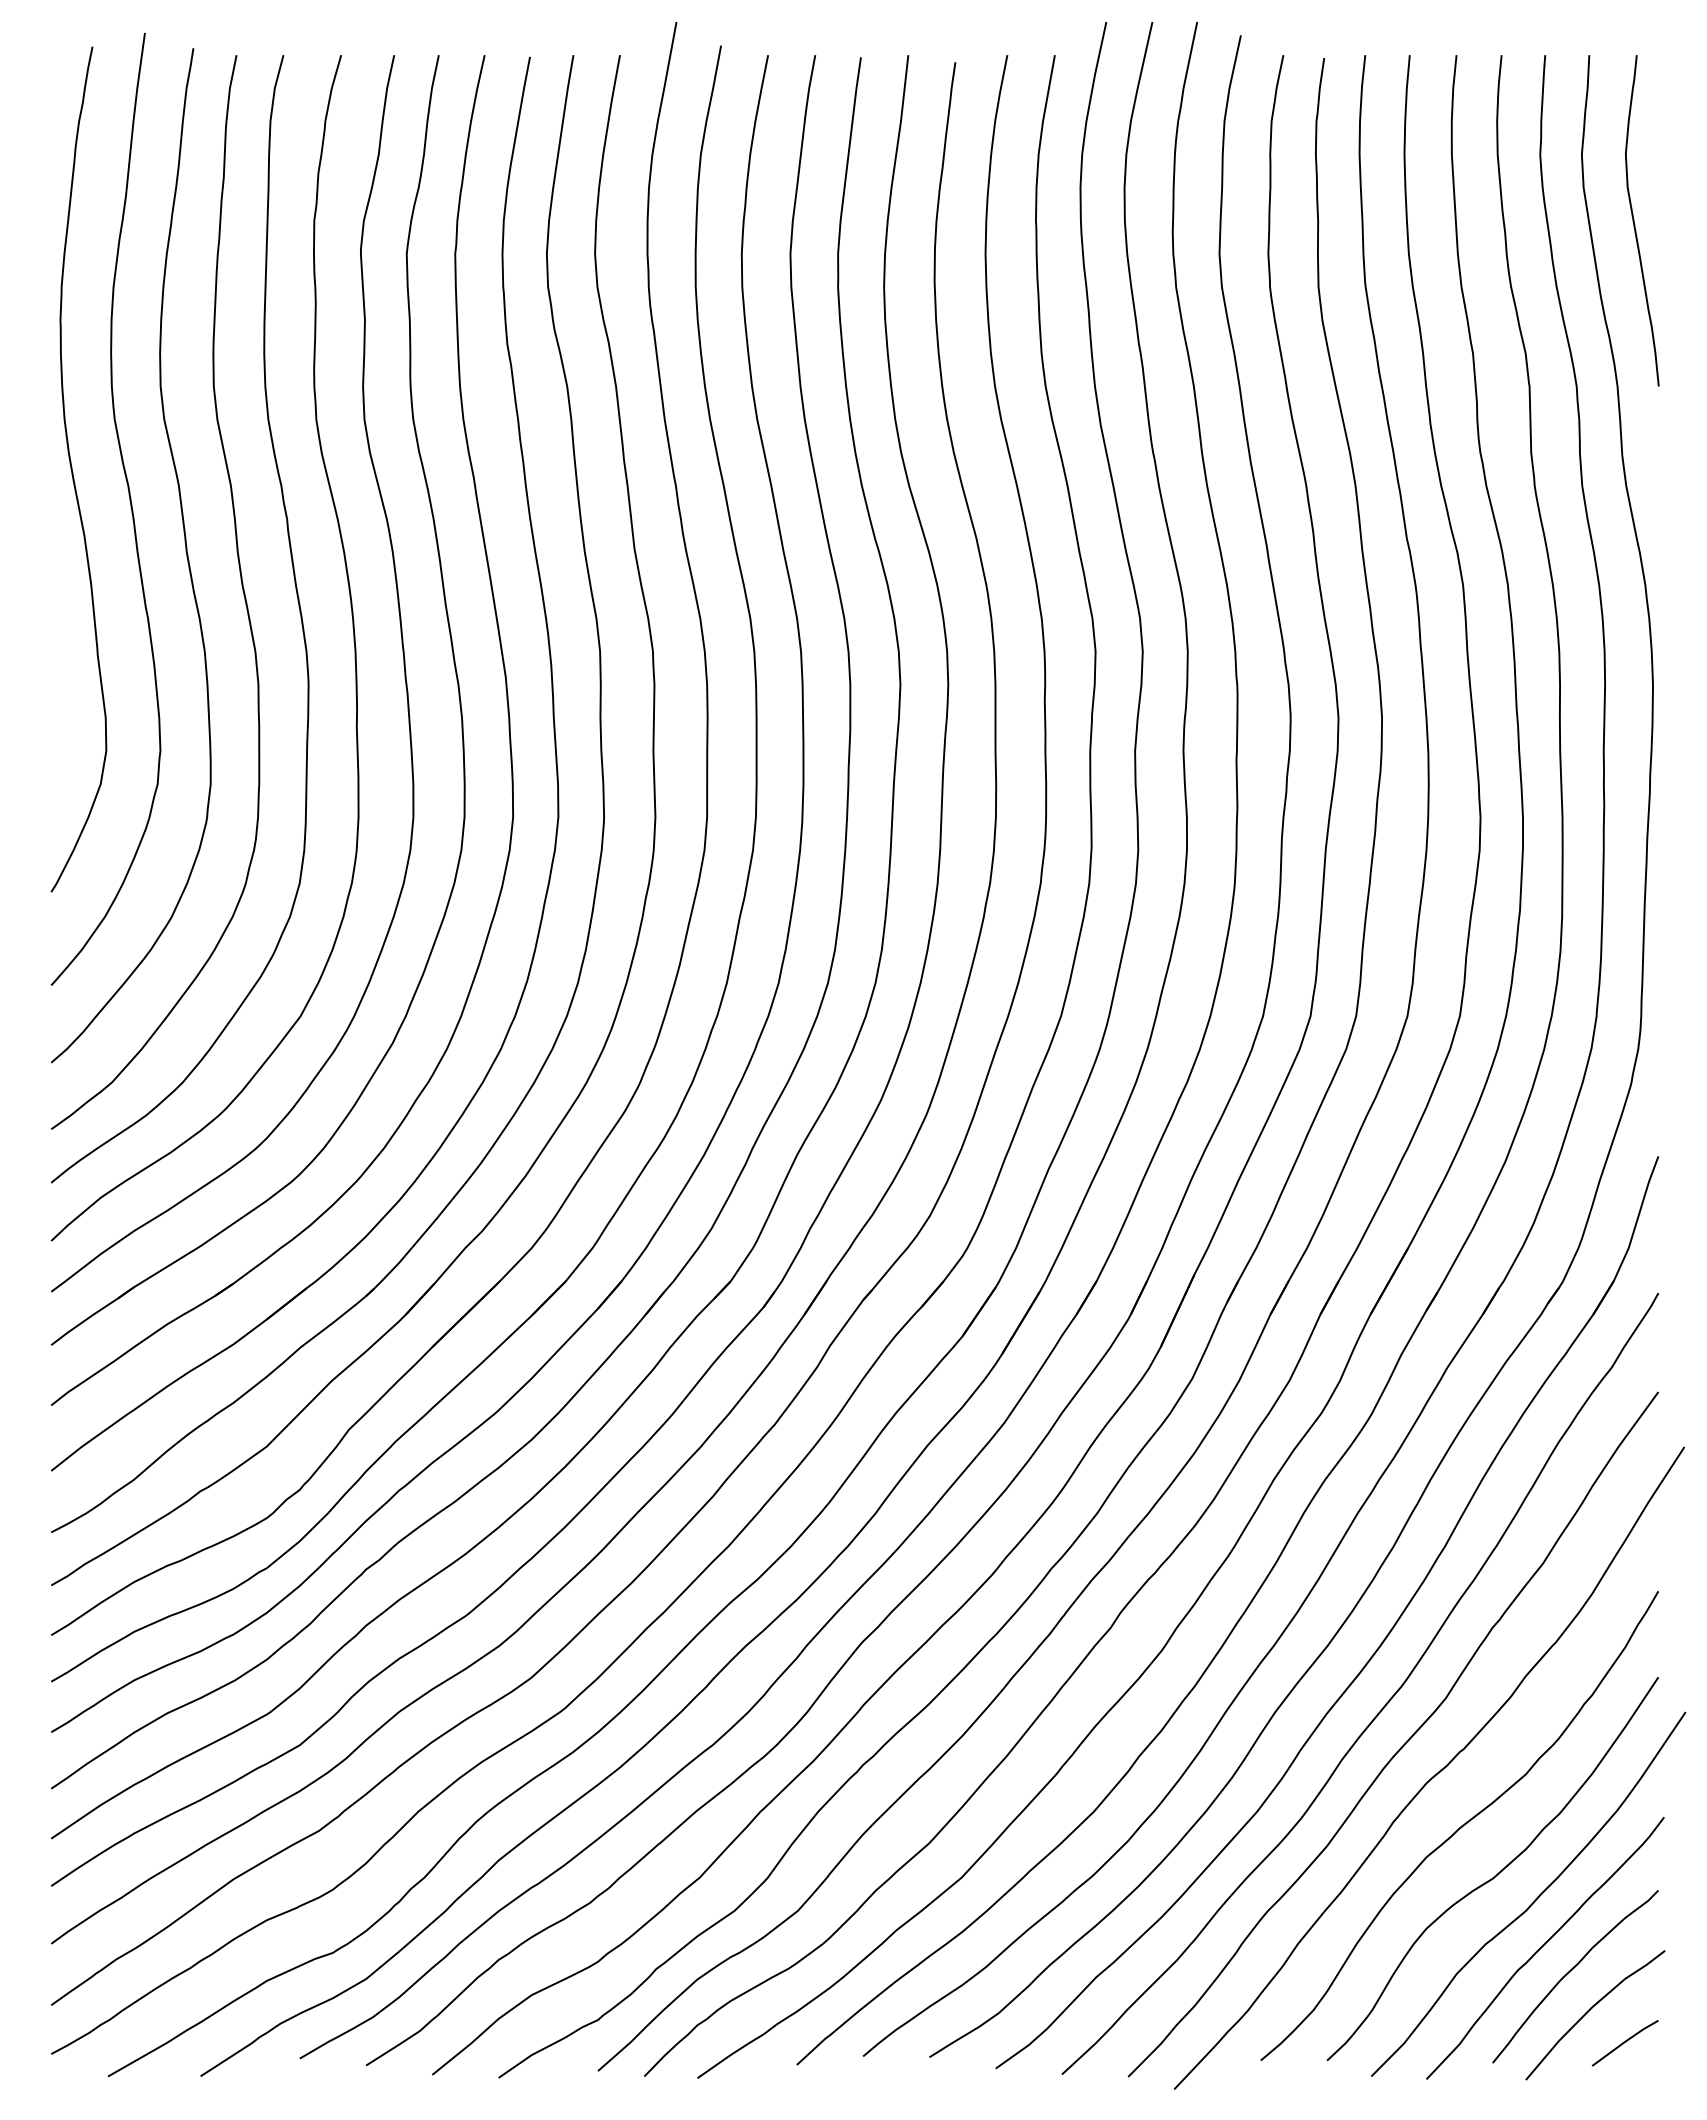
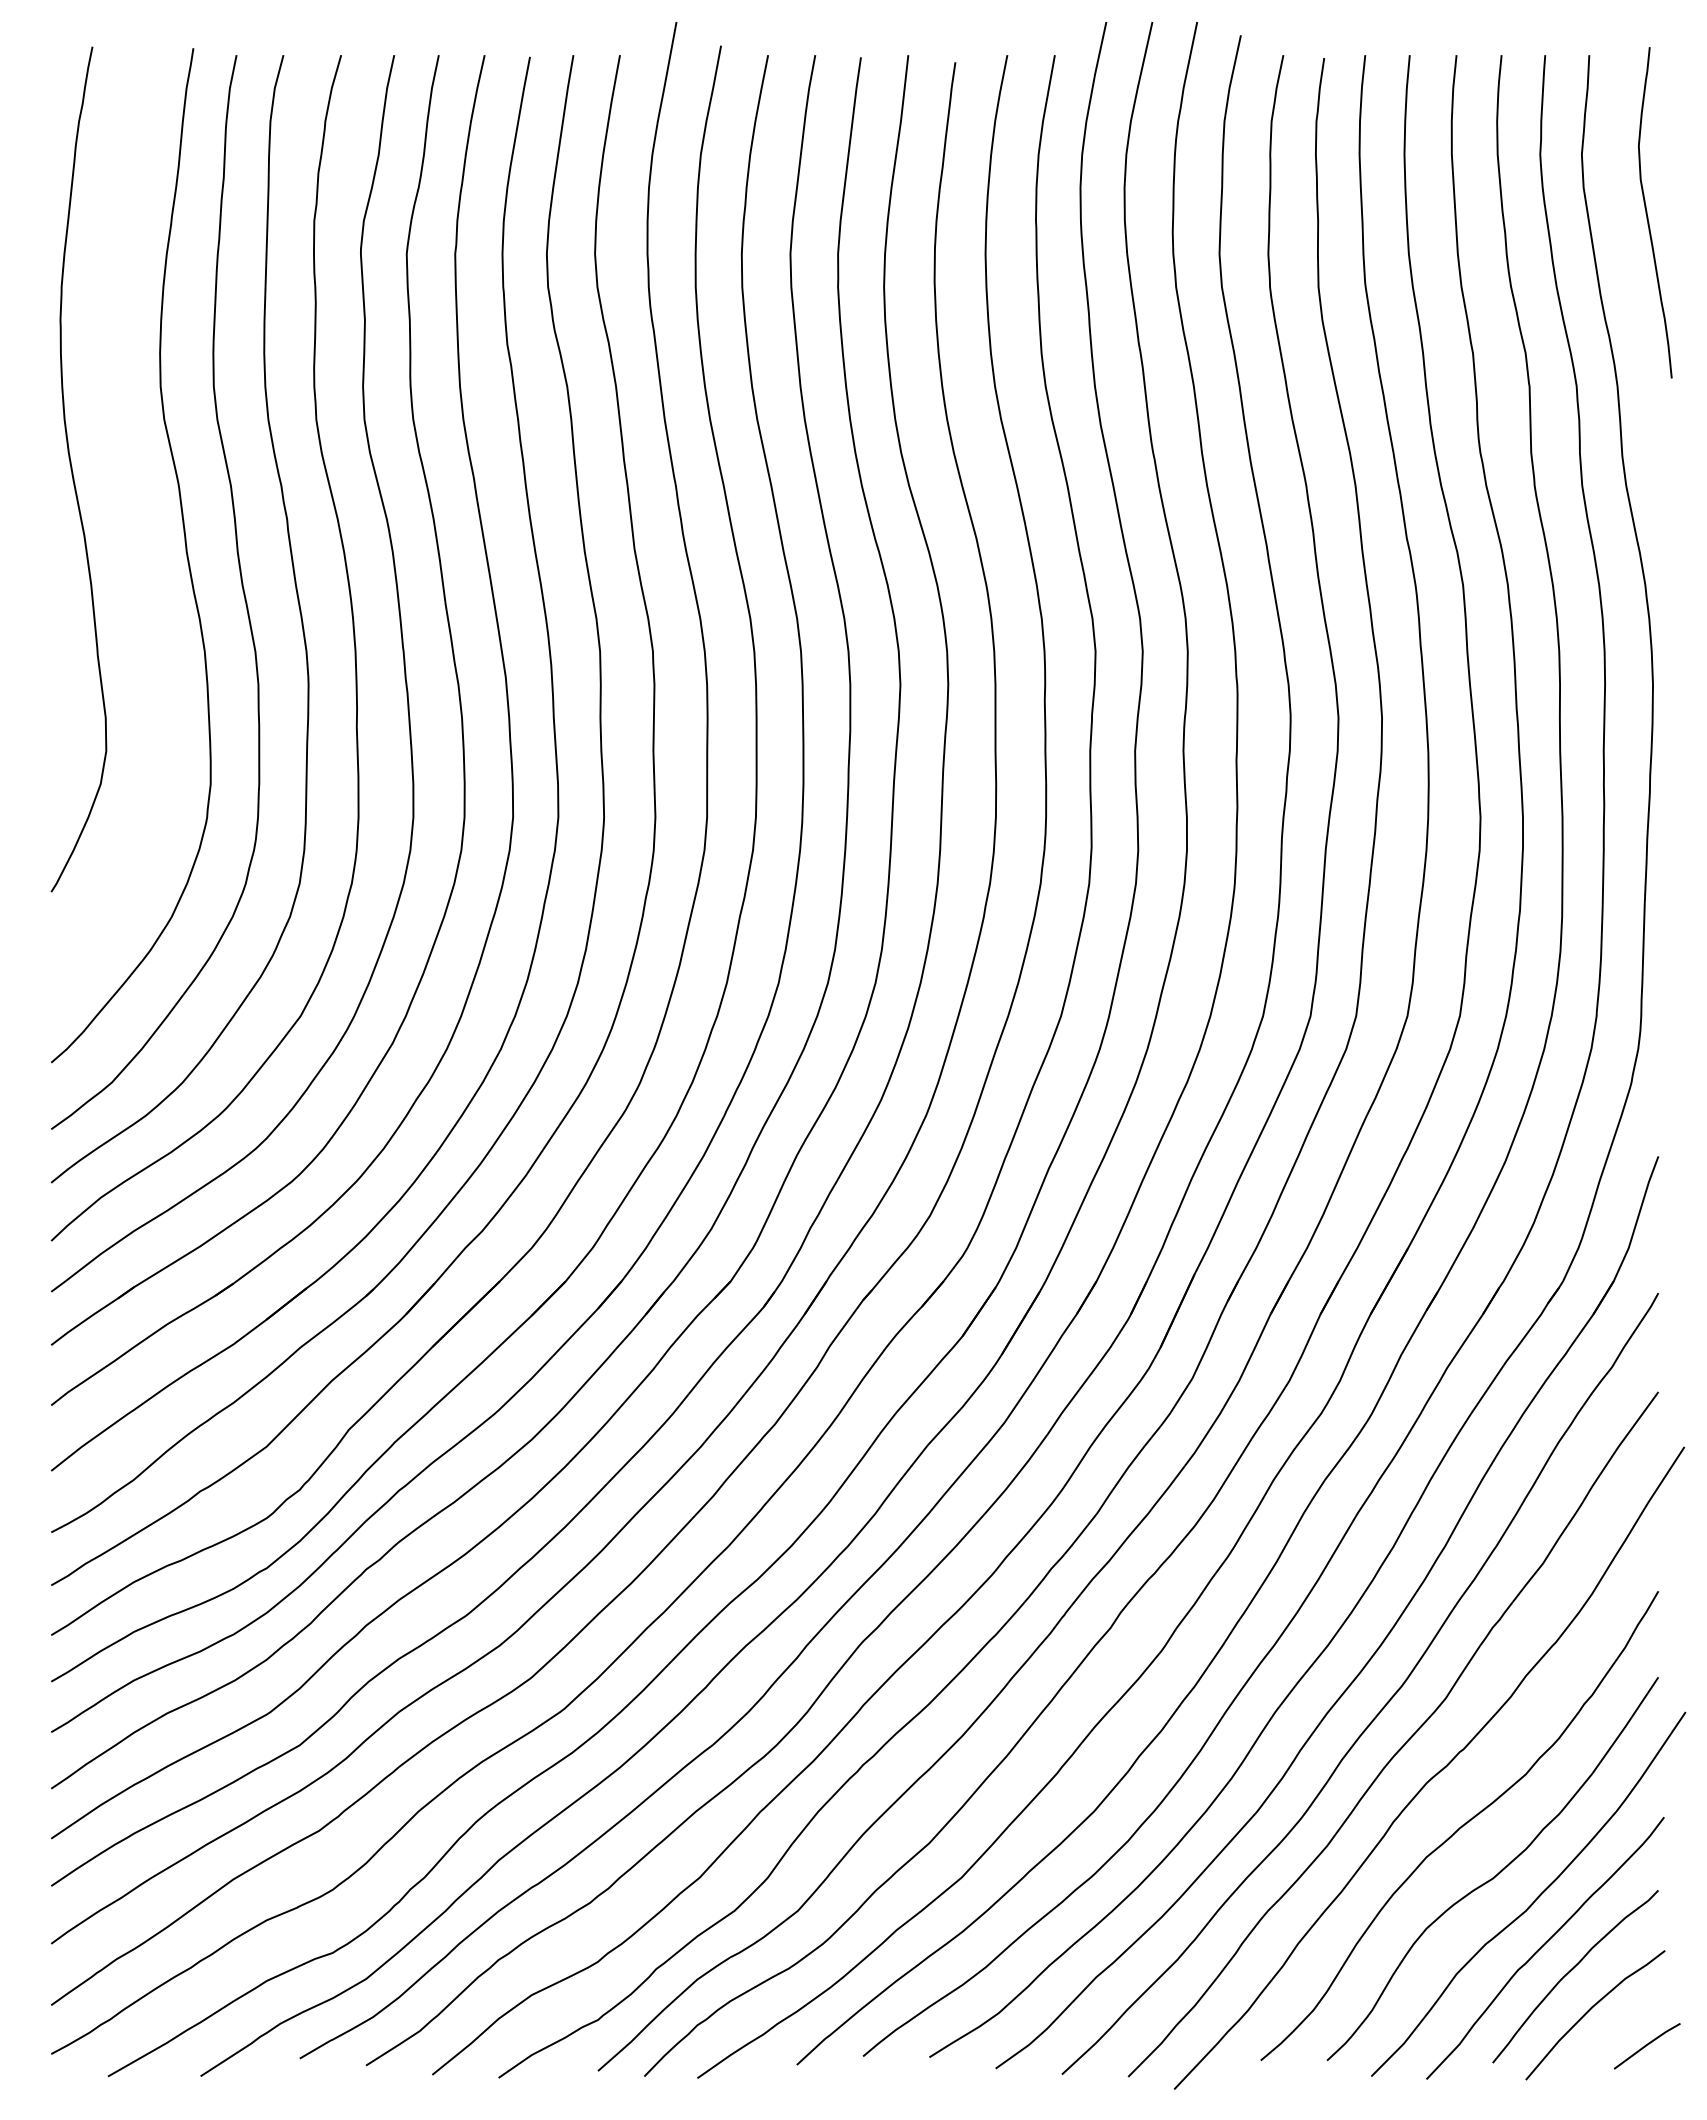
curve position: (1634, 220) -> (1647, 212) (1647, 212)
curve: present -> none (129, 501)
line position: (1624, 2043) -> (1646, 2046) (1646, 2046)
